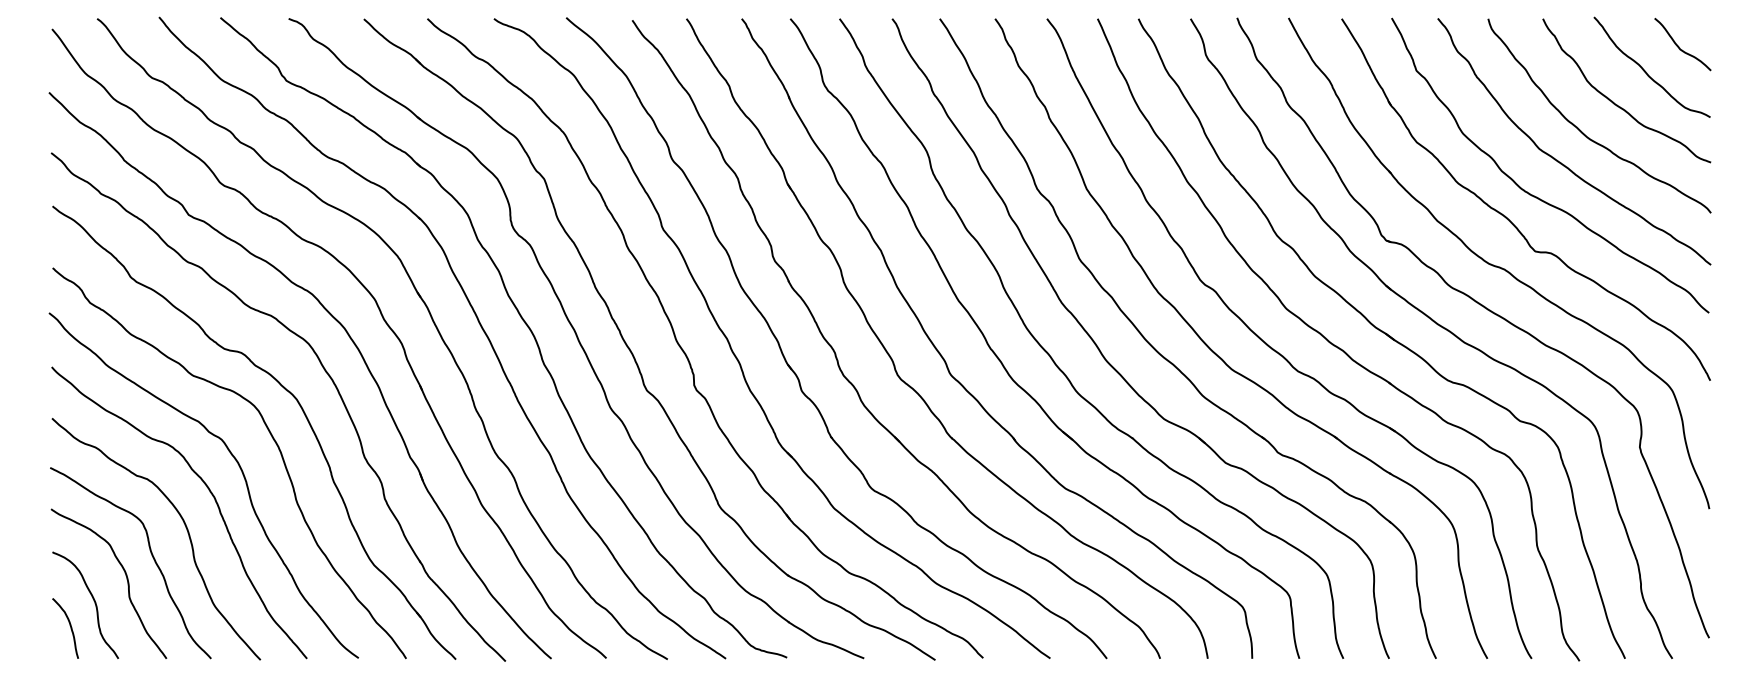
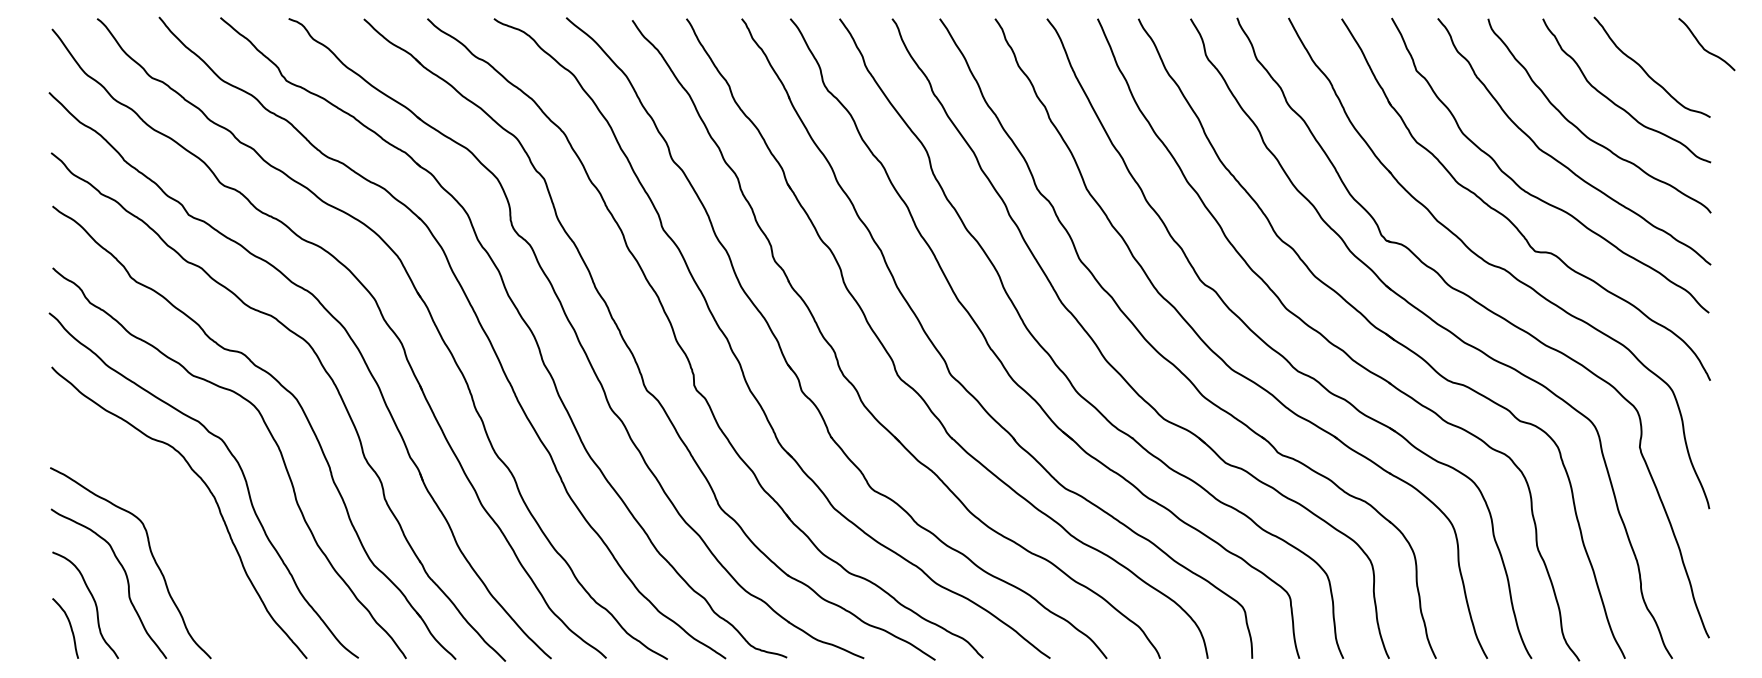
curve position: (1679, 46) -> (1703, 46) (1703, 46)
curve: present -> none (184, 525)
